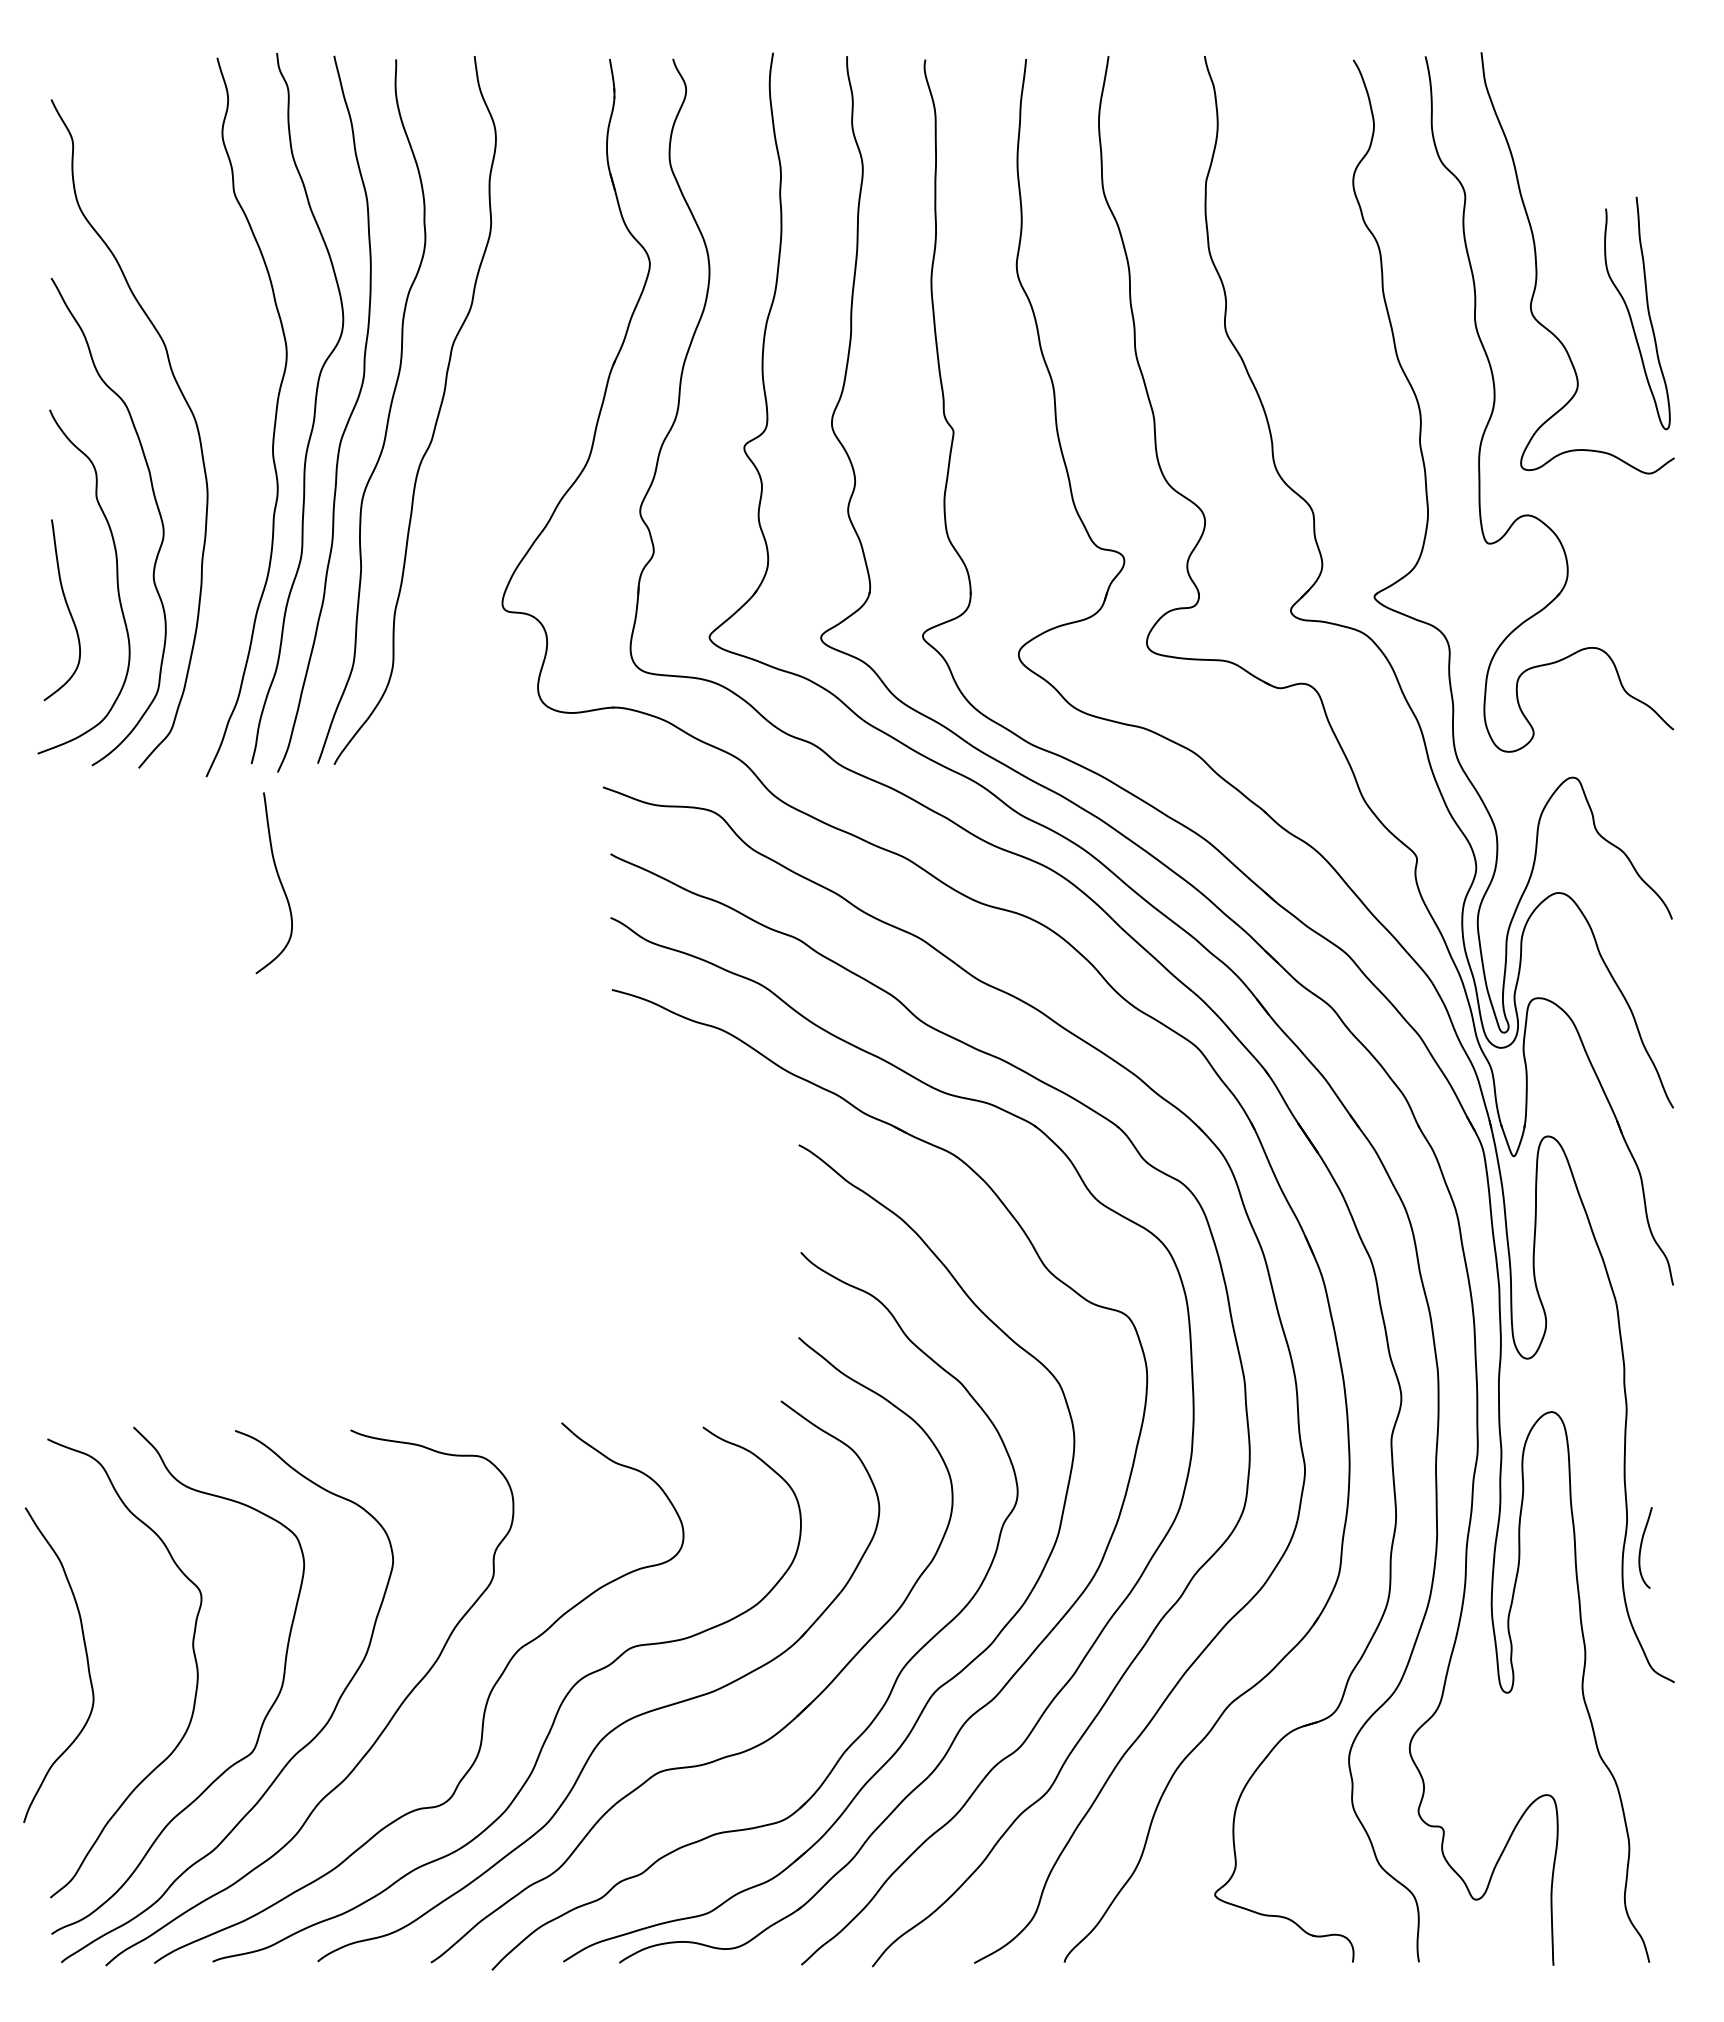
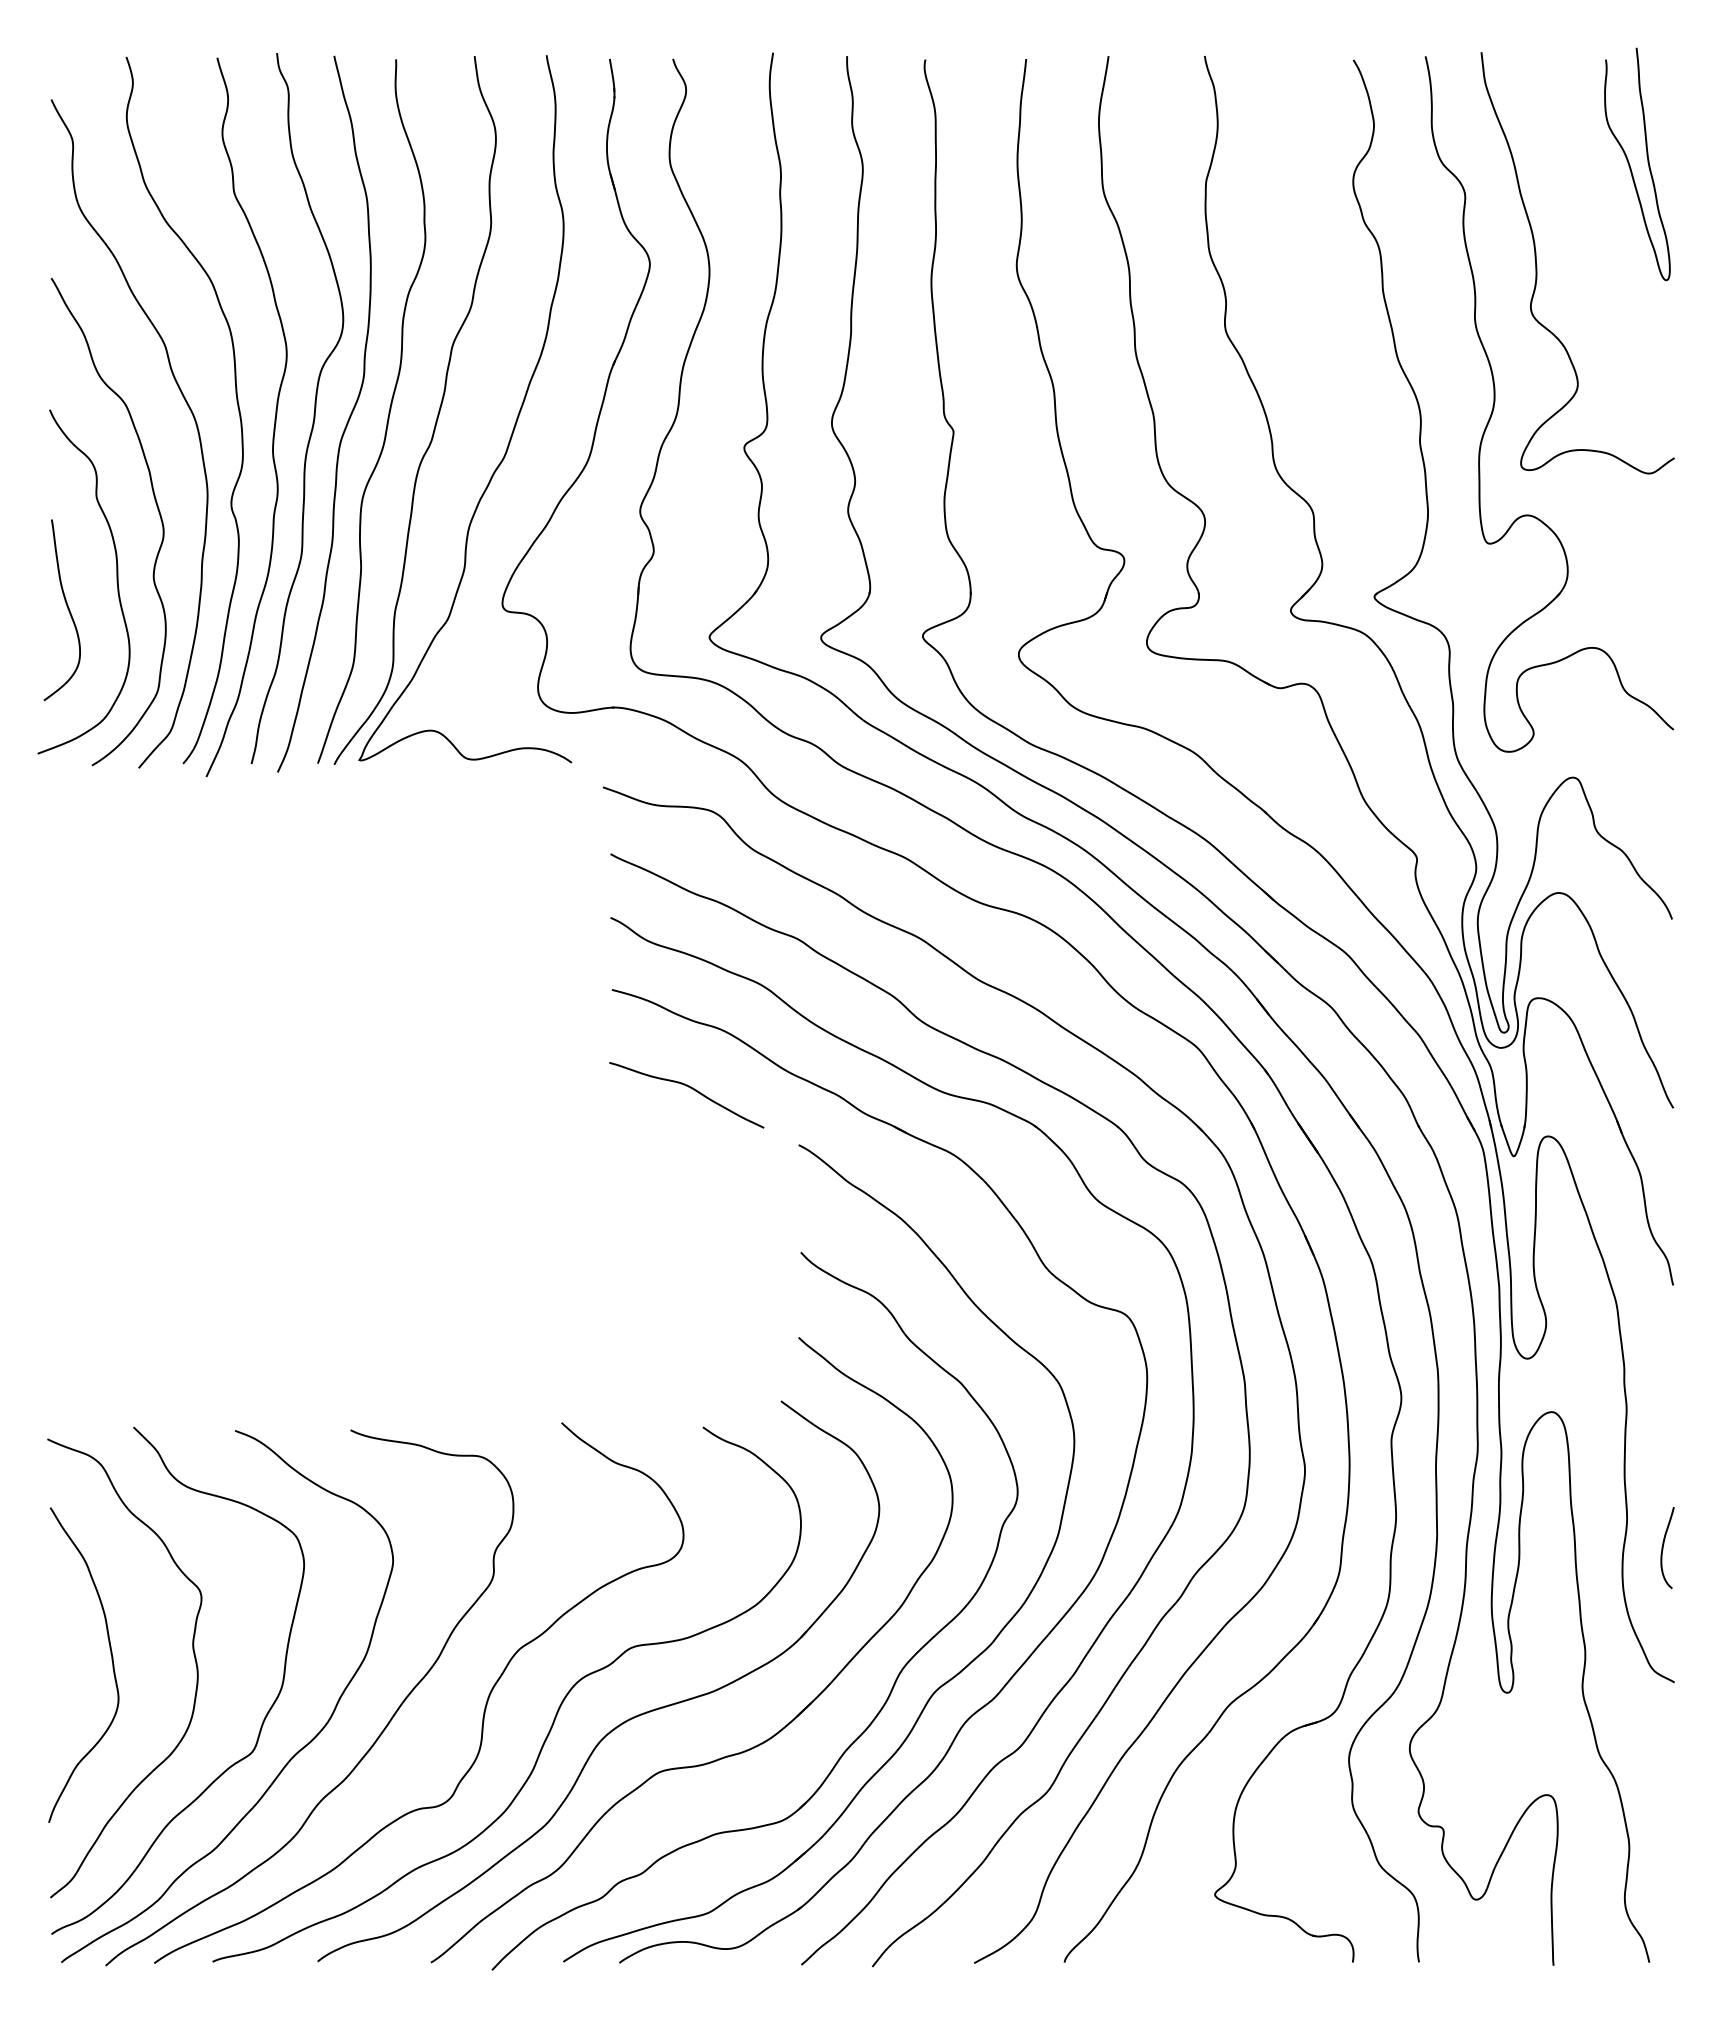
curve position: (1630, 314) -> (1630, 165) (1630, 165)
curve: none -> present (236, 401)
curve: none -> present (514, 424)
curve: present -> none (279, 882)
curve: none -> present (690, 1088)
curve position: (1641, 1547) -> (1663, 1547) (1663, 1547)
curve position: (86, 1660) -> (111, 1660) (111, 1660)
